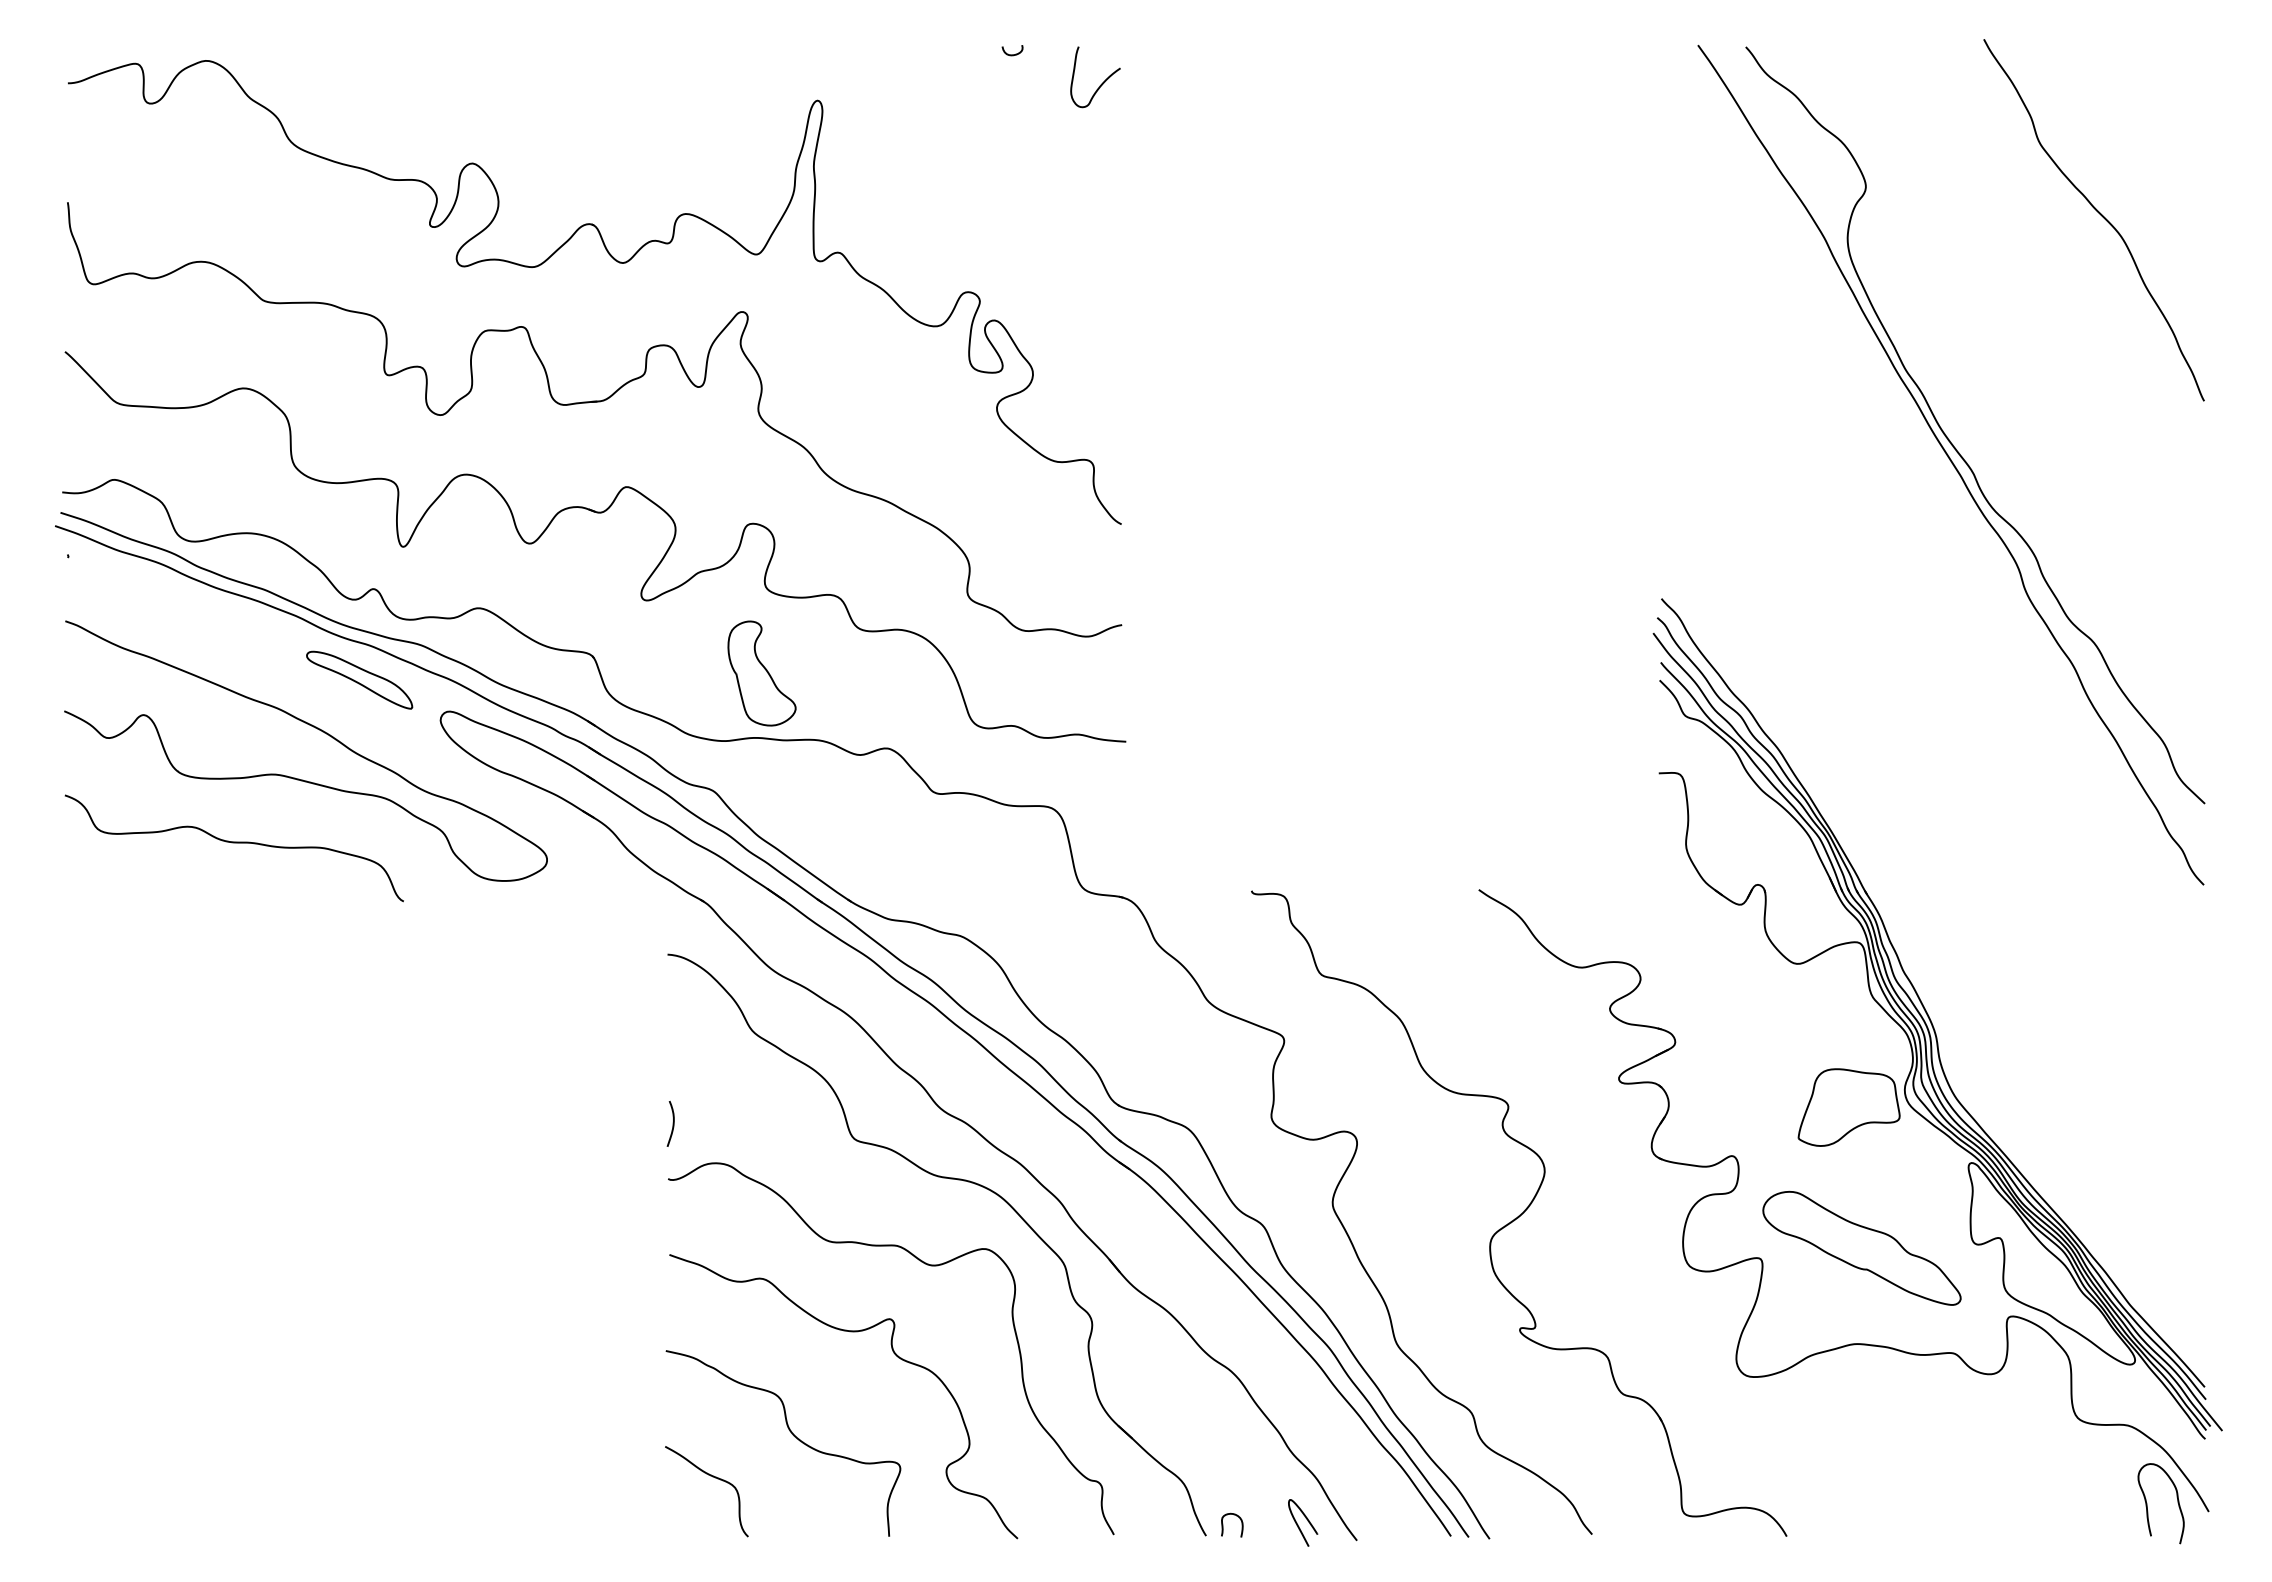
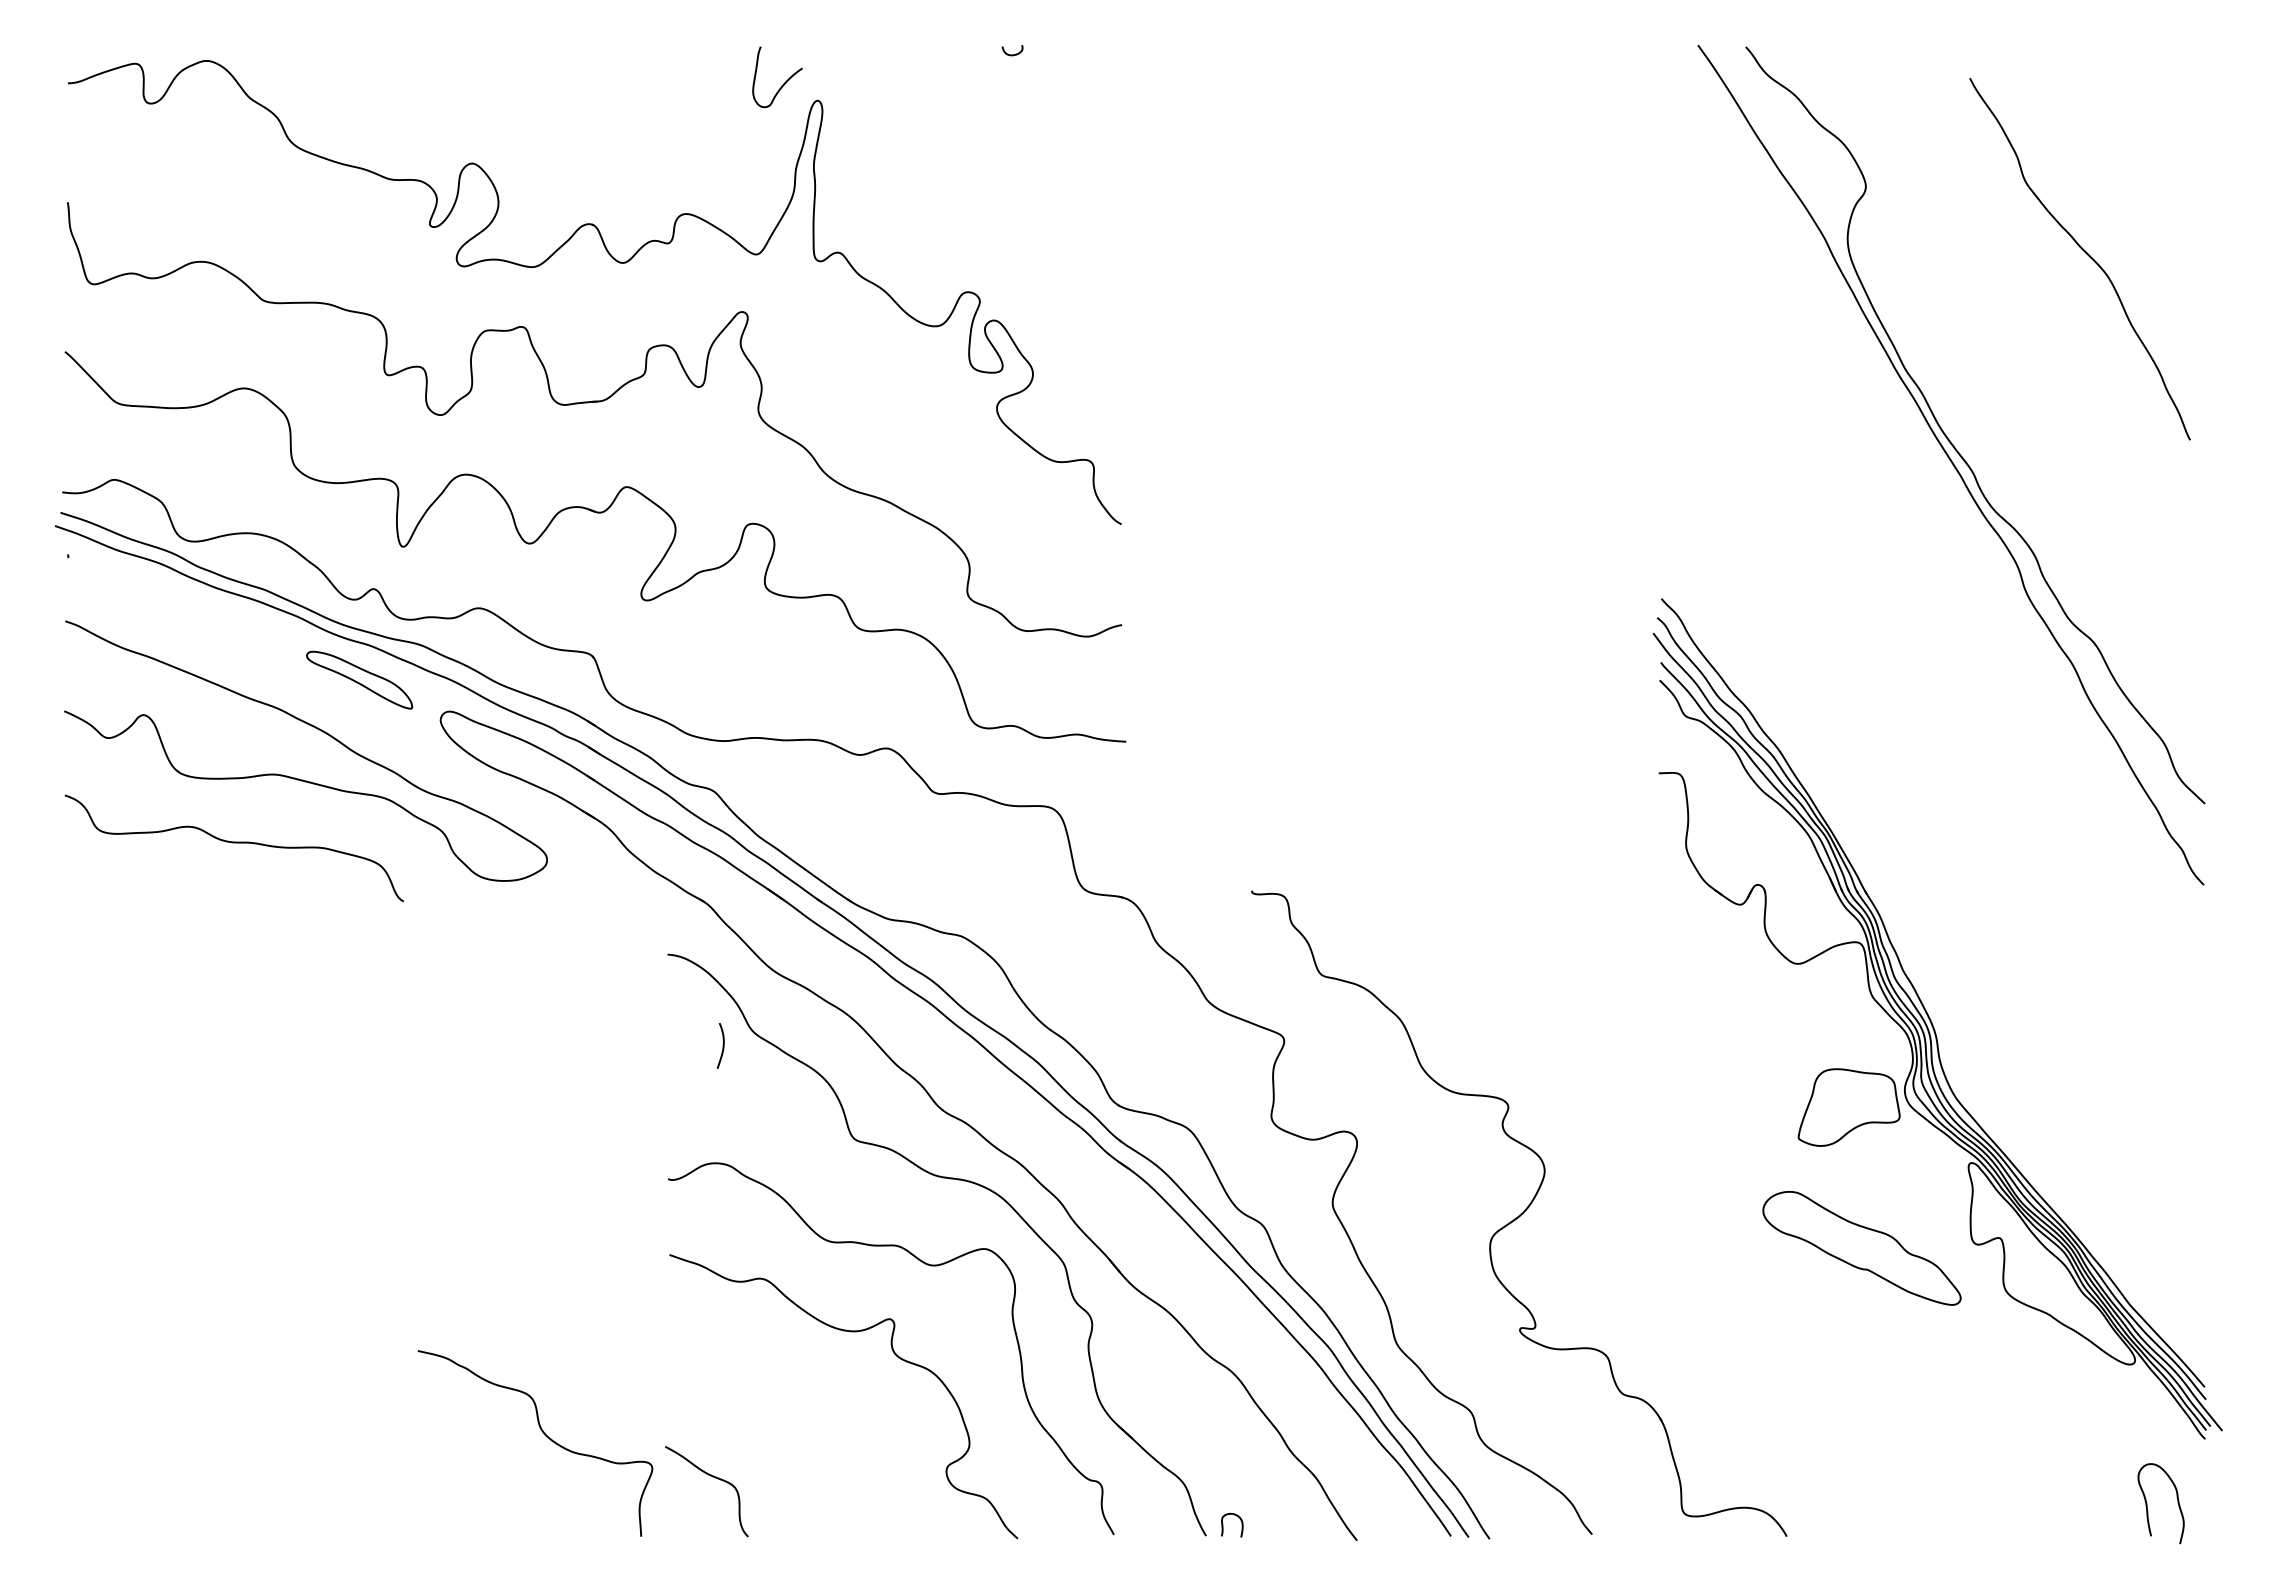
curve position: (1101, 83) -> (783, 83) (783, 83)
curve position: (2099, 214) -> (2085, 253) (2085, 253)
part: present -> none (761, 673)
curve position: (672, 1123) -> (722, 1045) (722, 1045)
part: present -> none (1762, 1259)
curve position: (792, 1435) -> (544, 1435) (544, 1435)
part: present -> none (1303, 1522)
